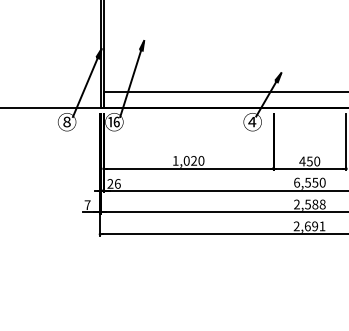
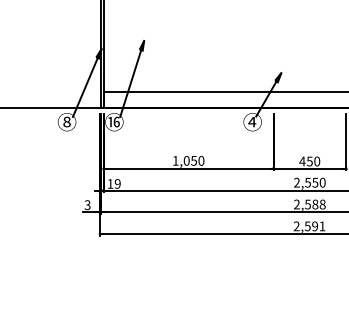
text: 1,020 -> 1,050 (194, 160)
text: 6,550 -> 2,550 (297, 182)
text: 26 -> 19 (113, 183)
text: 7 -> 3 (87, 205)
text: 2,691 -> 2,591 (307, 226)
